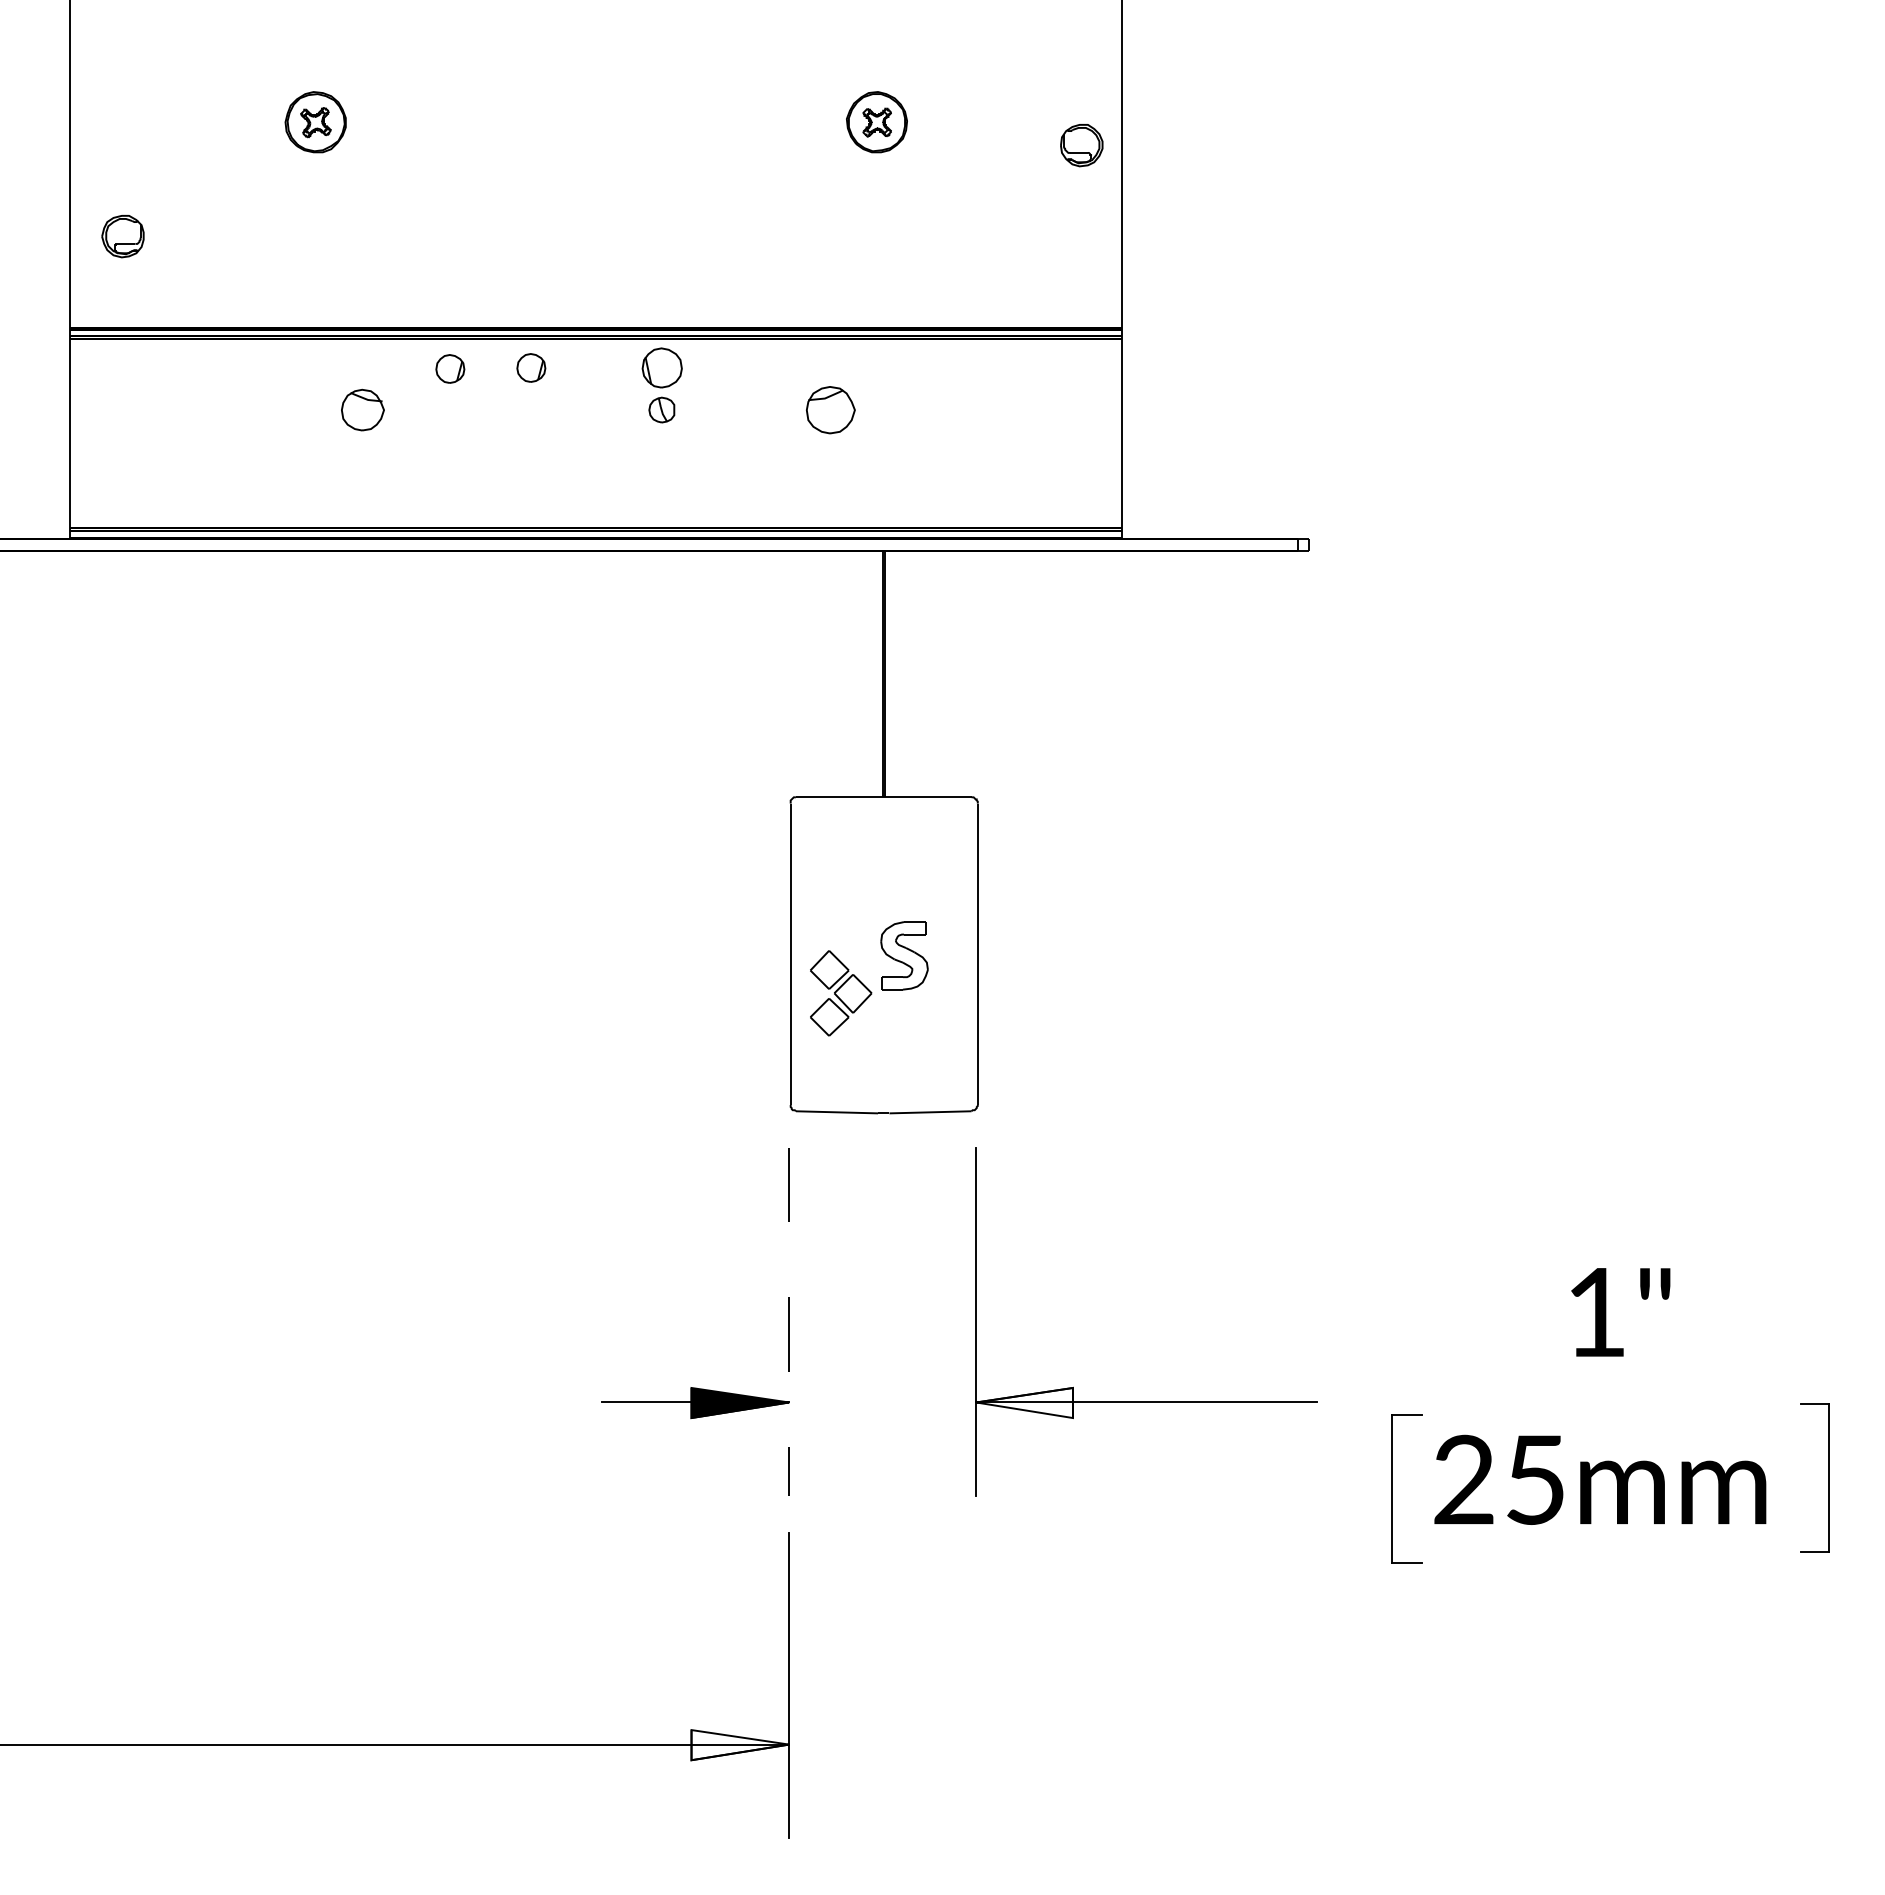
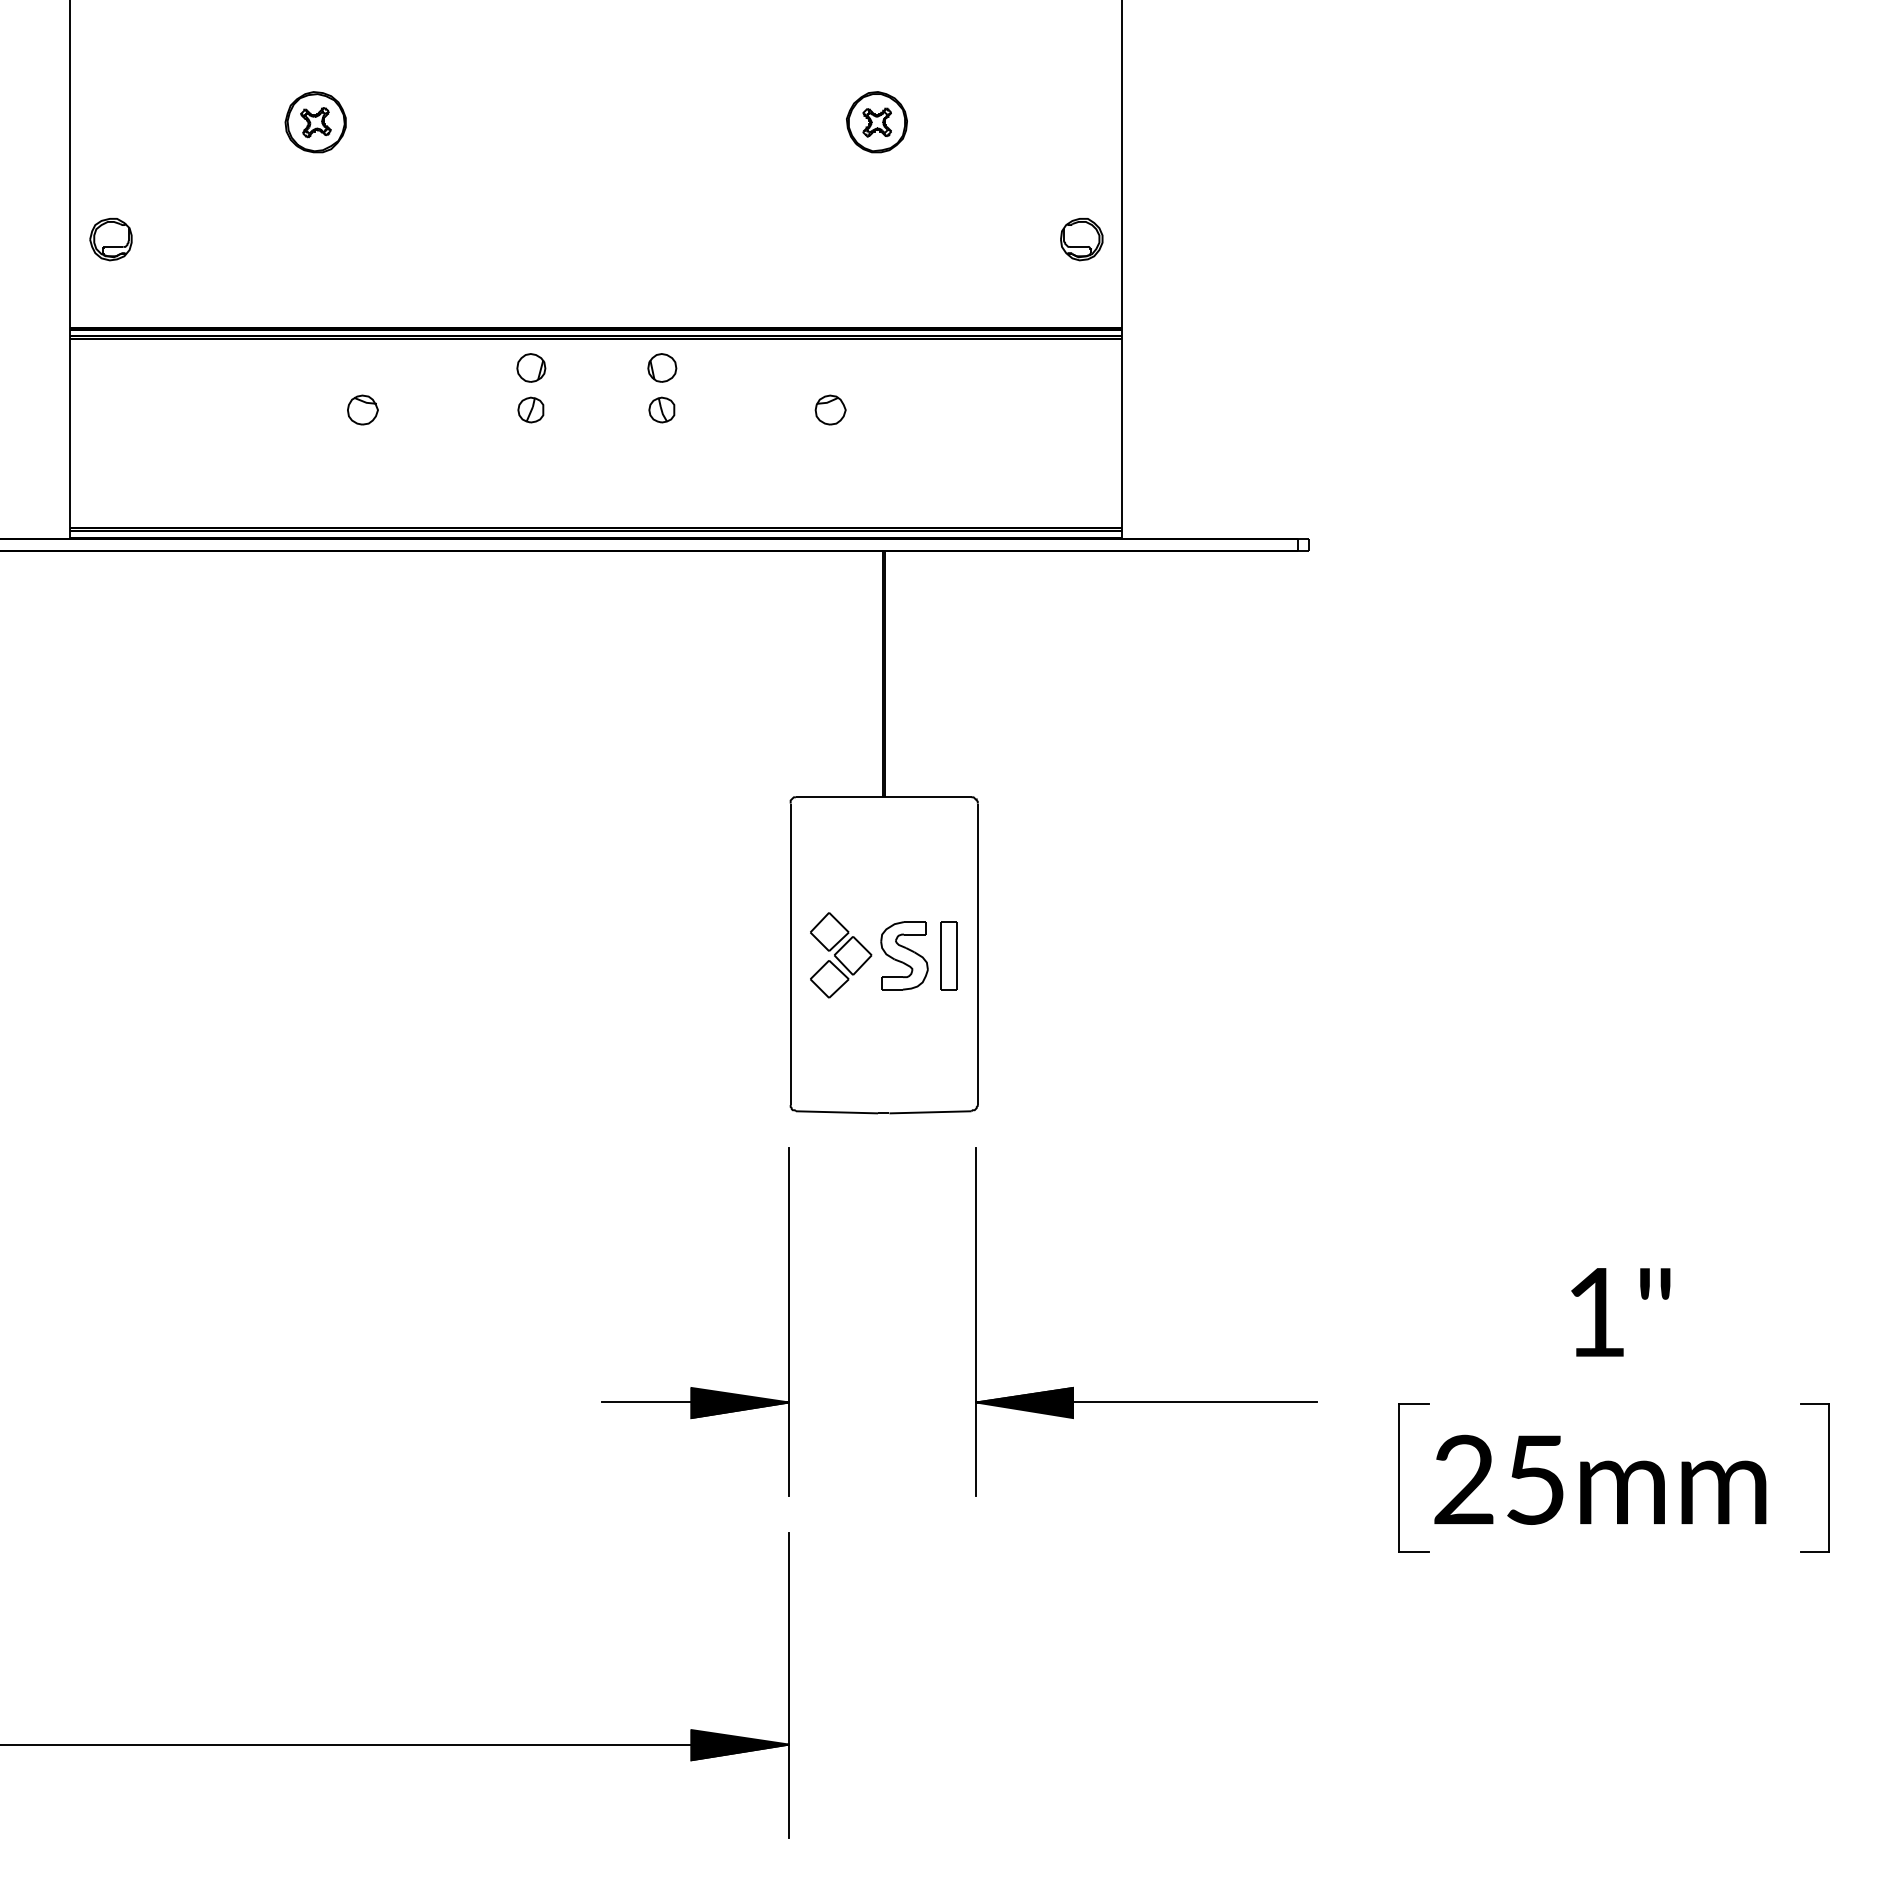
part position: (1081, 145) -> (1081, 239) (1081, 239)
part position: (122, 236) -> (110, 239) (110, 239)
part size: 42x42 px -> 31x30 px (662, 367)
part: present -> none (450, 368)
part size: 44x44 px -> 32x32 px (362, 409)
part: none -> present (530, 409)
part size: 50x49 px -> 33x32 px (830, 409)
part: none -> present (948, 955)
part position: (841, 993) -> (841, 955) (841, 955)
line: dashed -> solid (789, 1322)
fill: none -> present (1024, 1402)
part position: (1392, 1488) -> (1399, 1477) (1399, 1477)
fill: none -> present (740, 1745)
